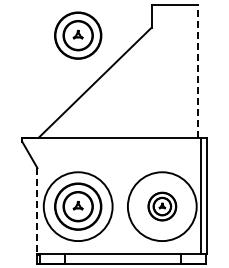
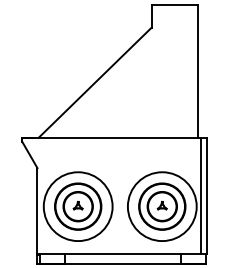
part: present -> none (78, 35)
line: dashed -> solid (197, 71)
part size: 31x31 px -> 49x49 px (162, 206)
line: dashed -> solid (37, 211)
